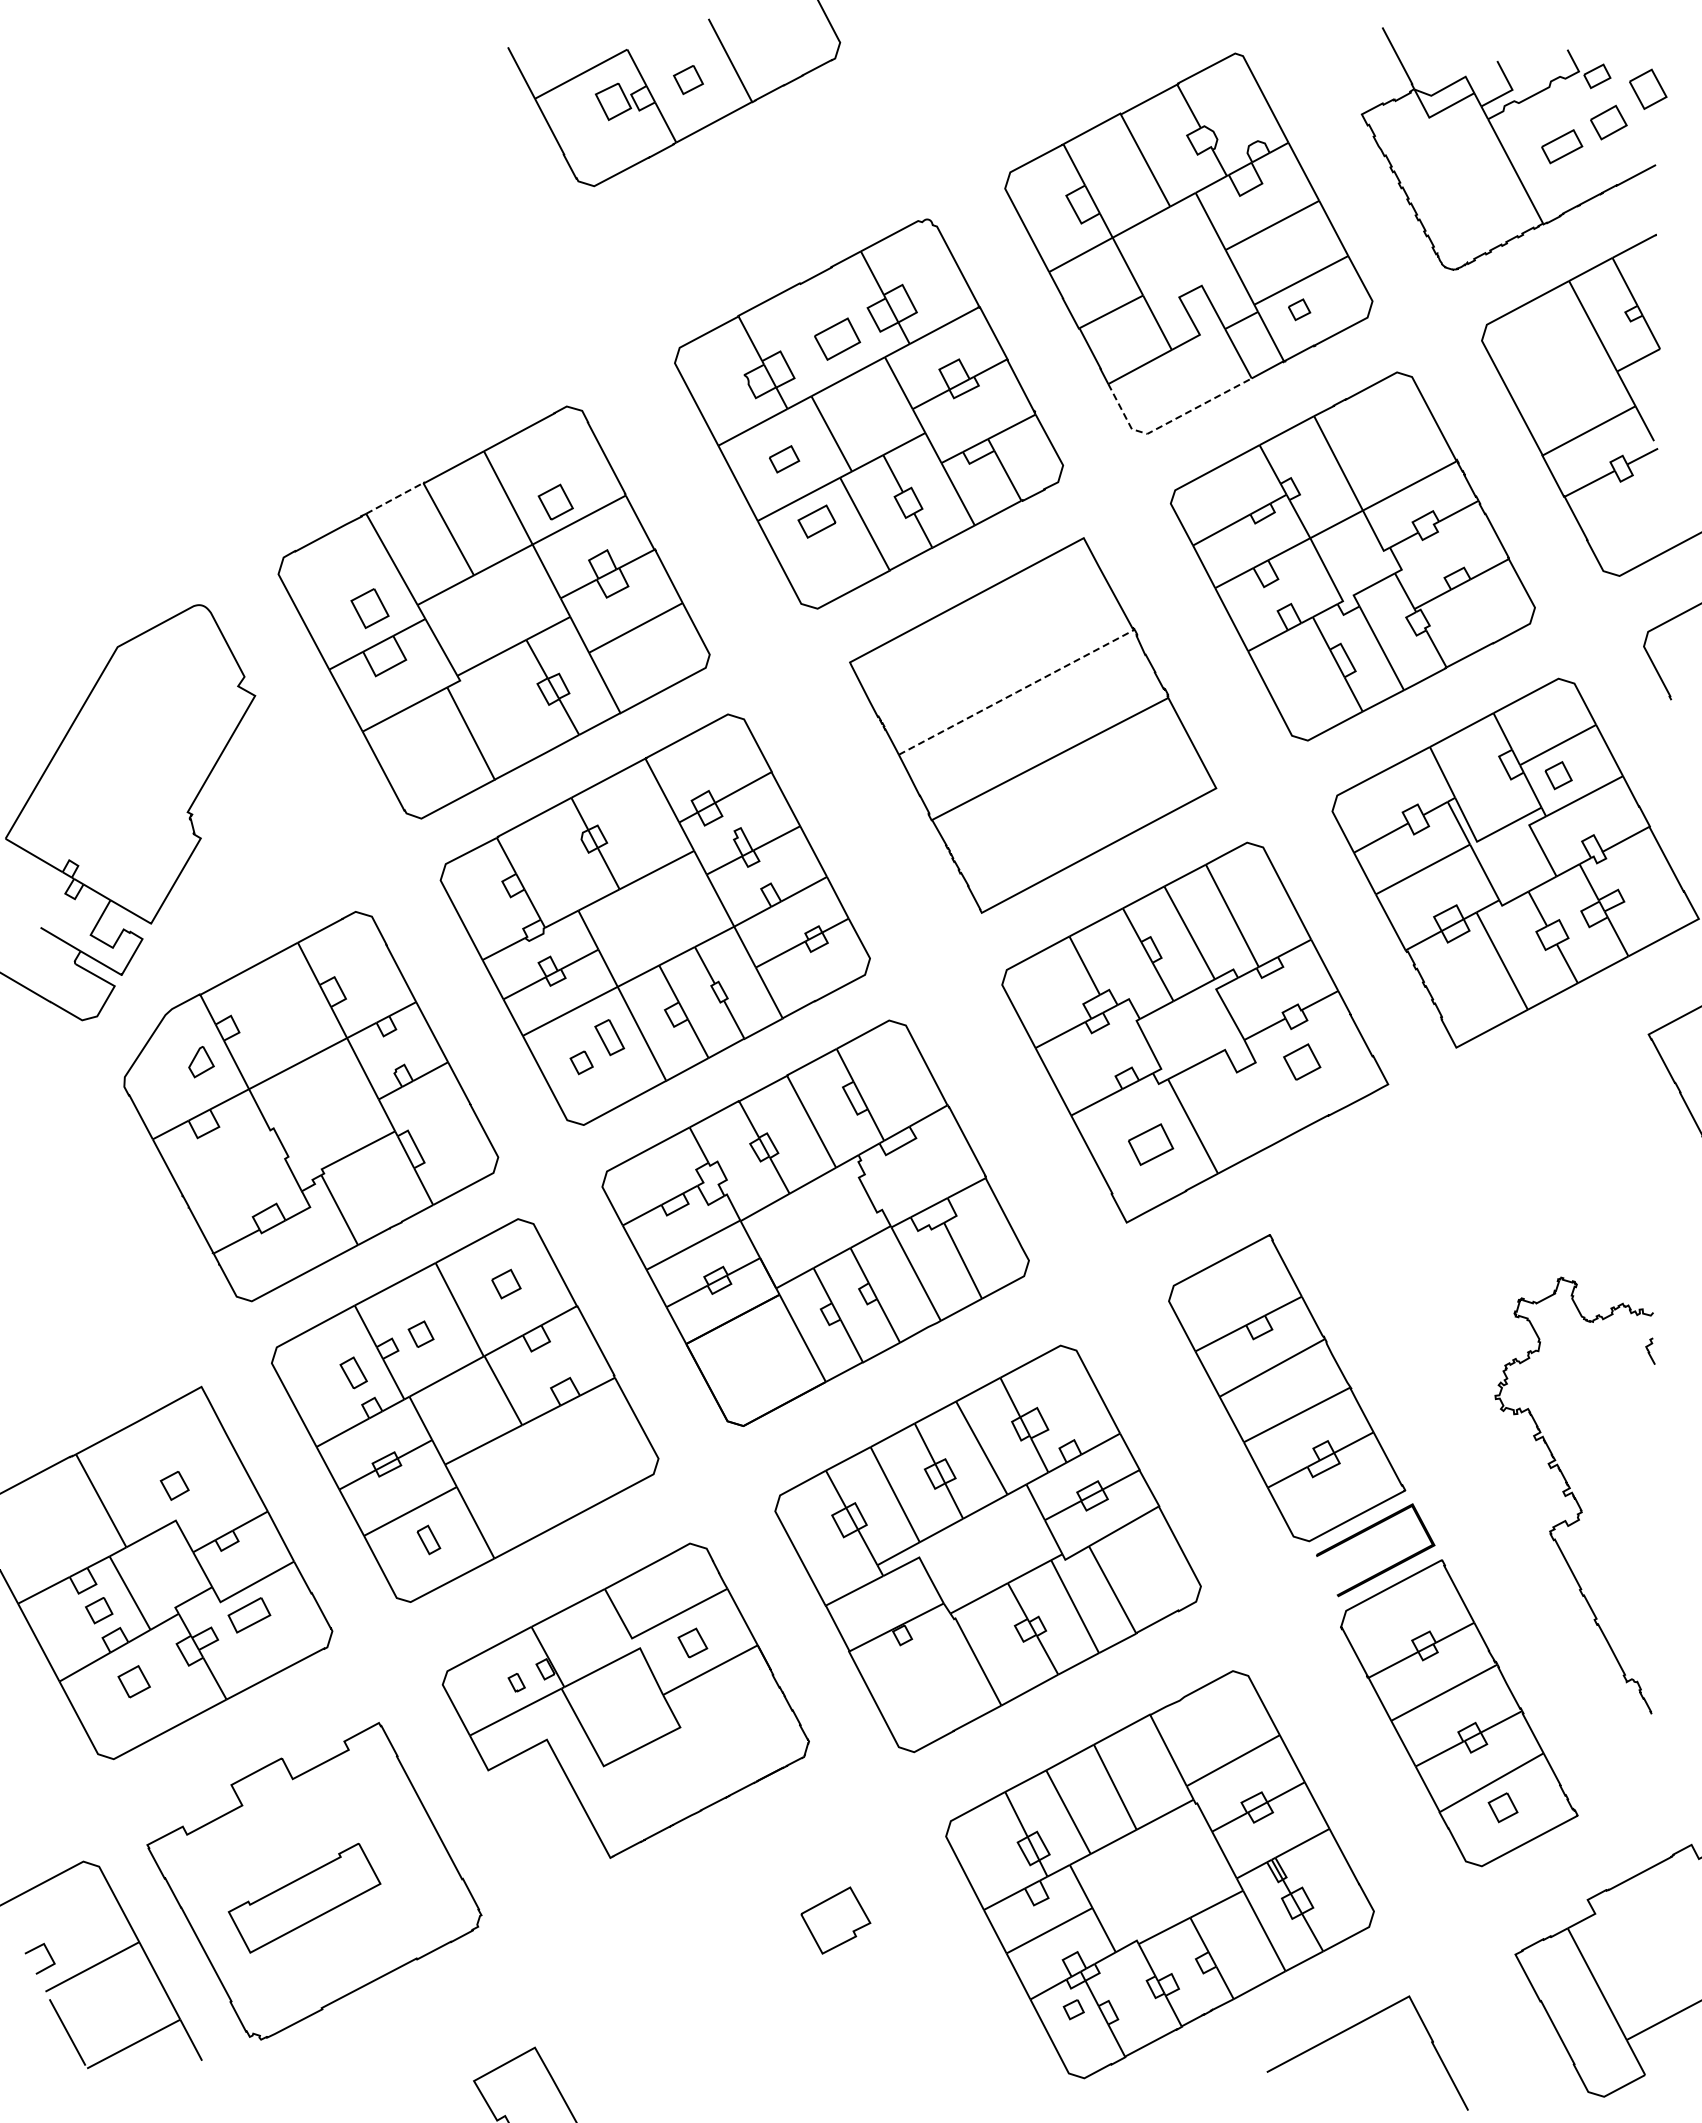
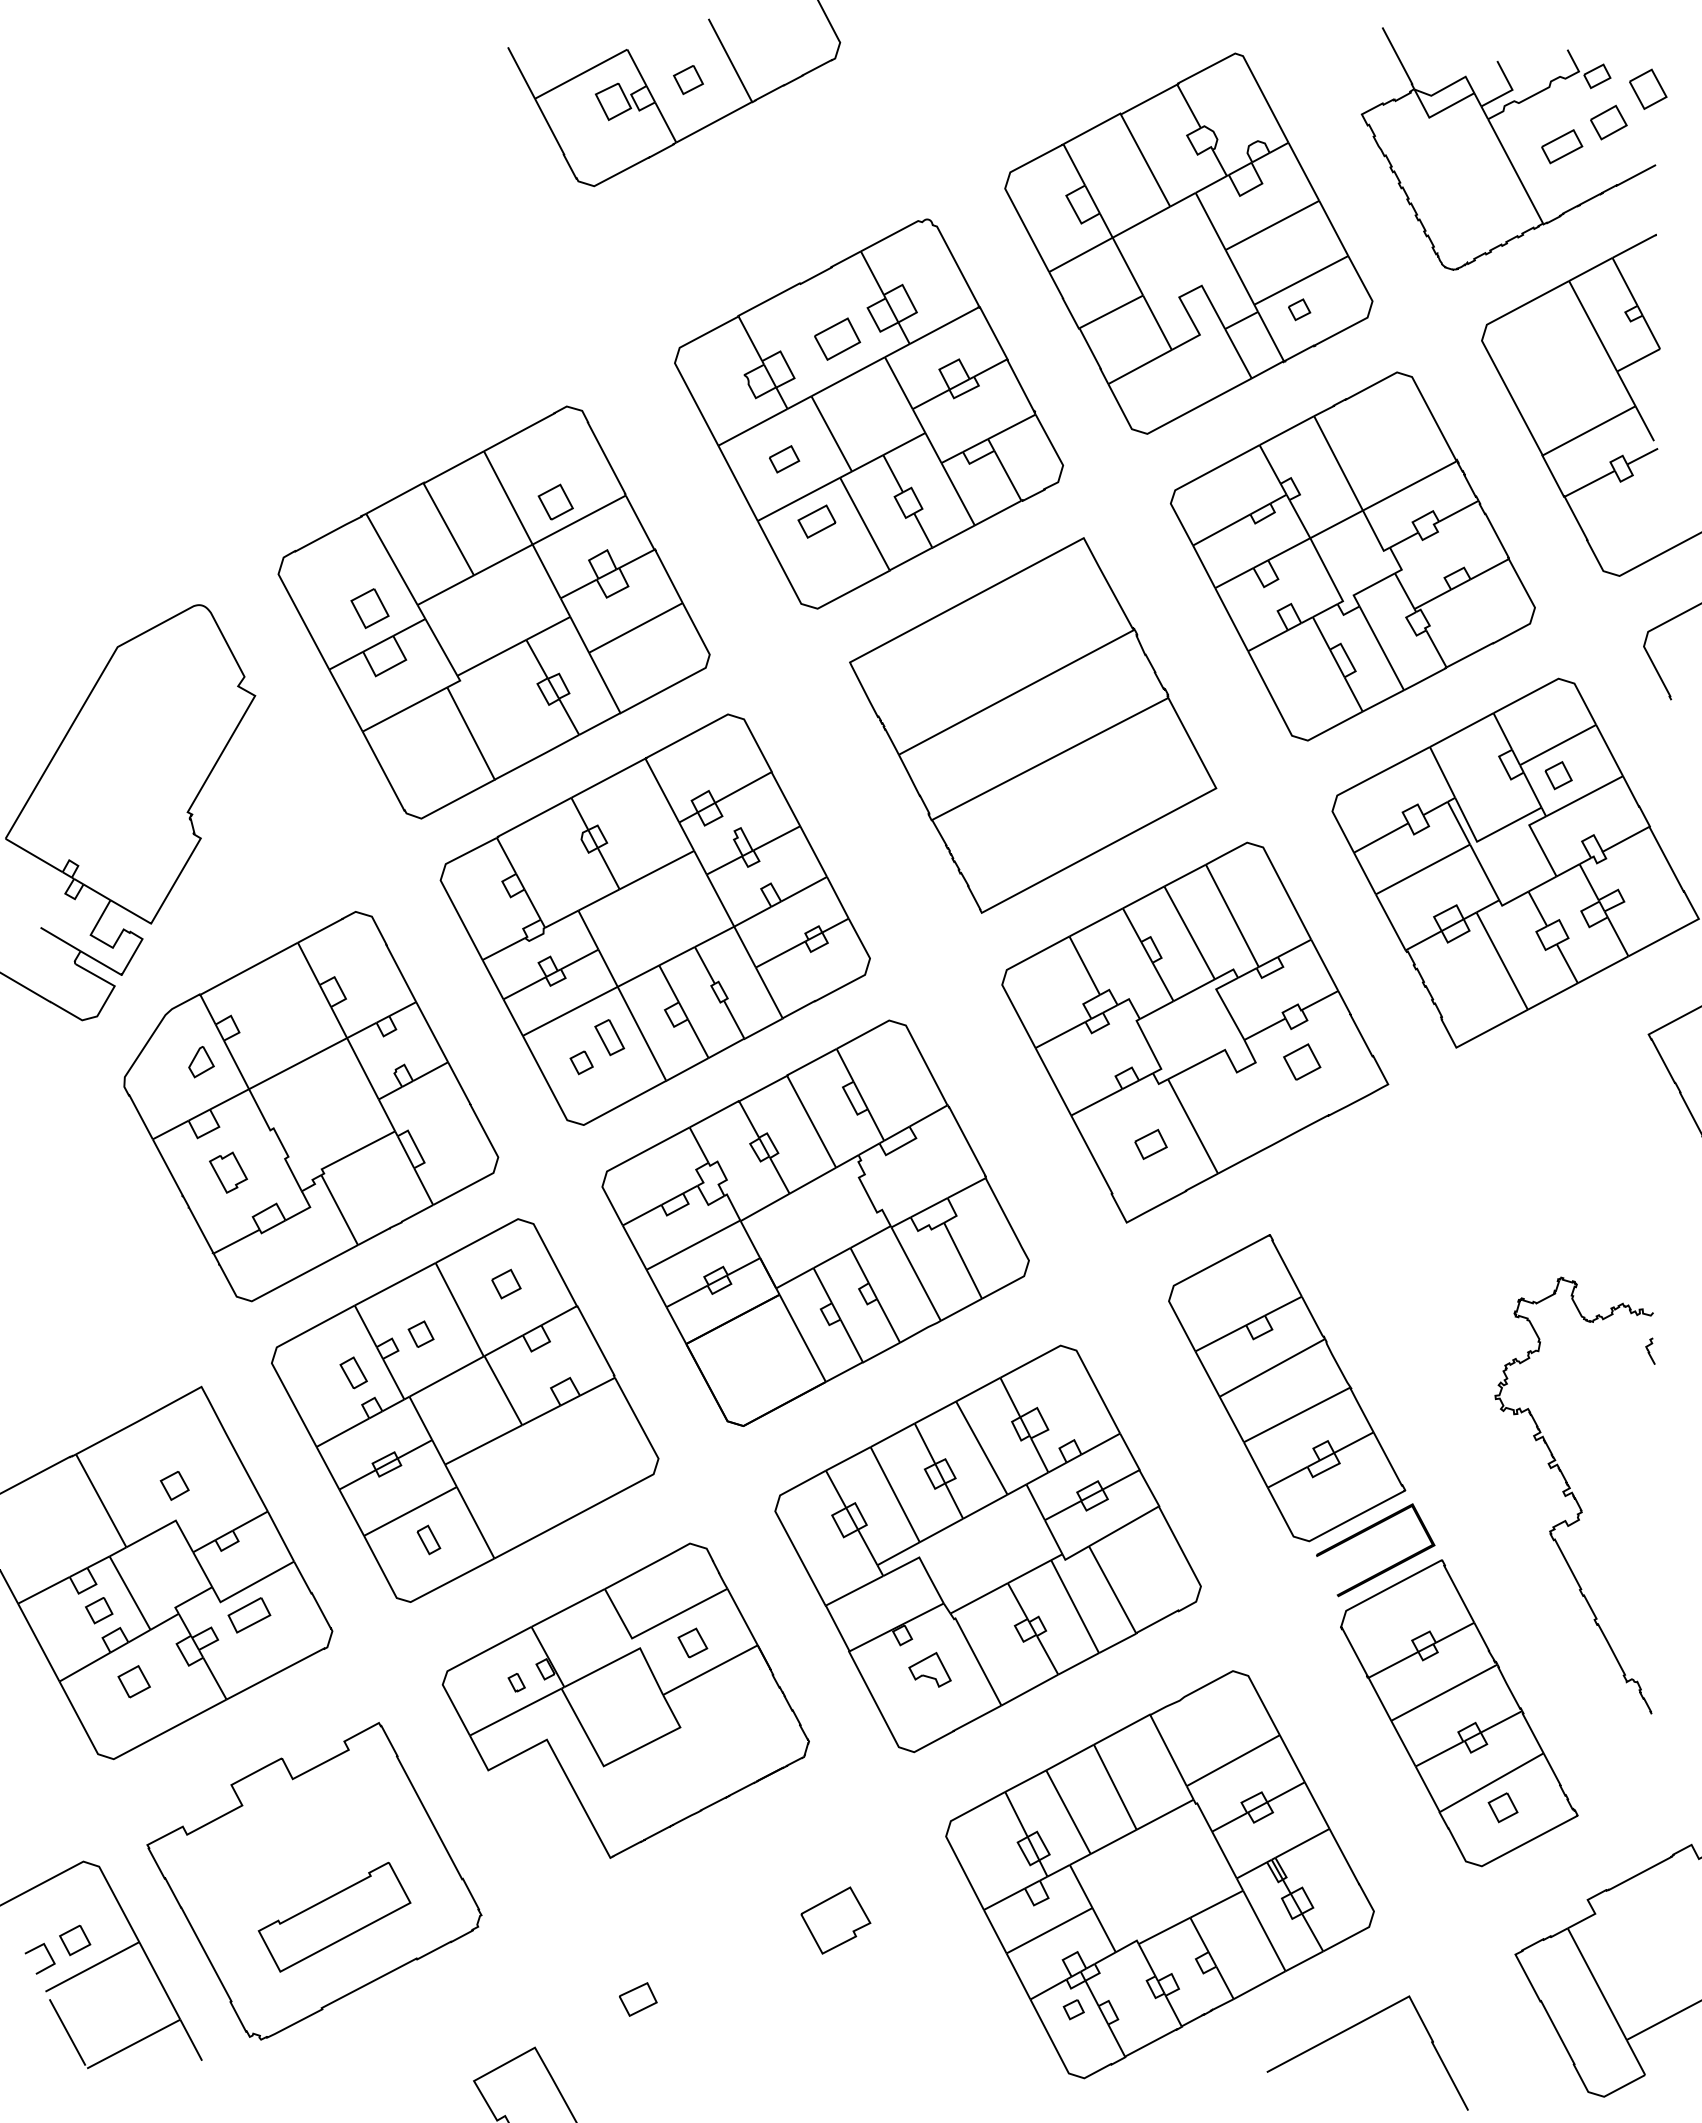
line: dashed -> solid (1169, 422)
line: dashed -> solid (394, 498)
line: dashed -> solid (1016, 692)
part size: 47x43 px -> 34x32 px (1150, 1143)
part: none -> present (228, 1172)
part: none -> present (929, 1669)
part position: (304, 1897) -> (334, 1916) (334, 1916)
part: none -> present (75, 1940)
part: none -> present (638, 1999)
